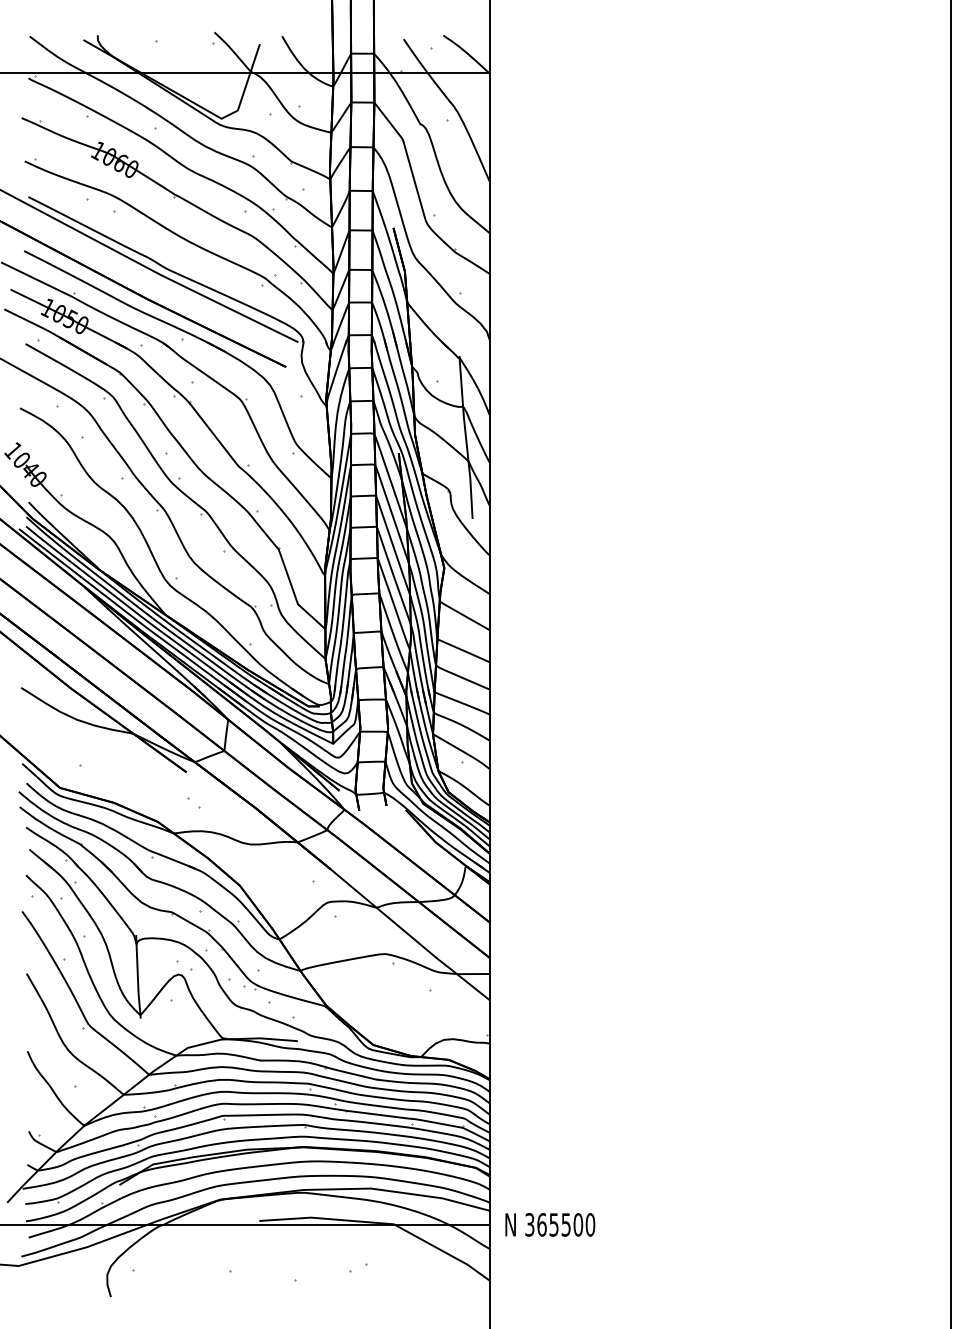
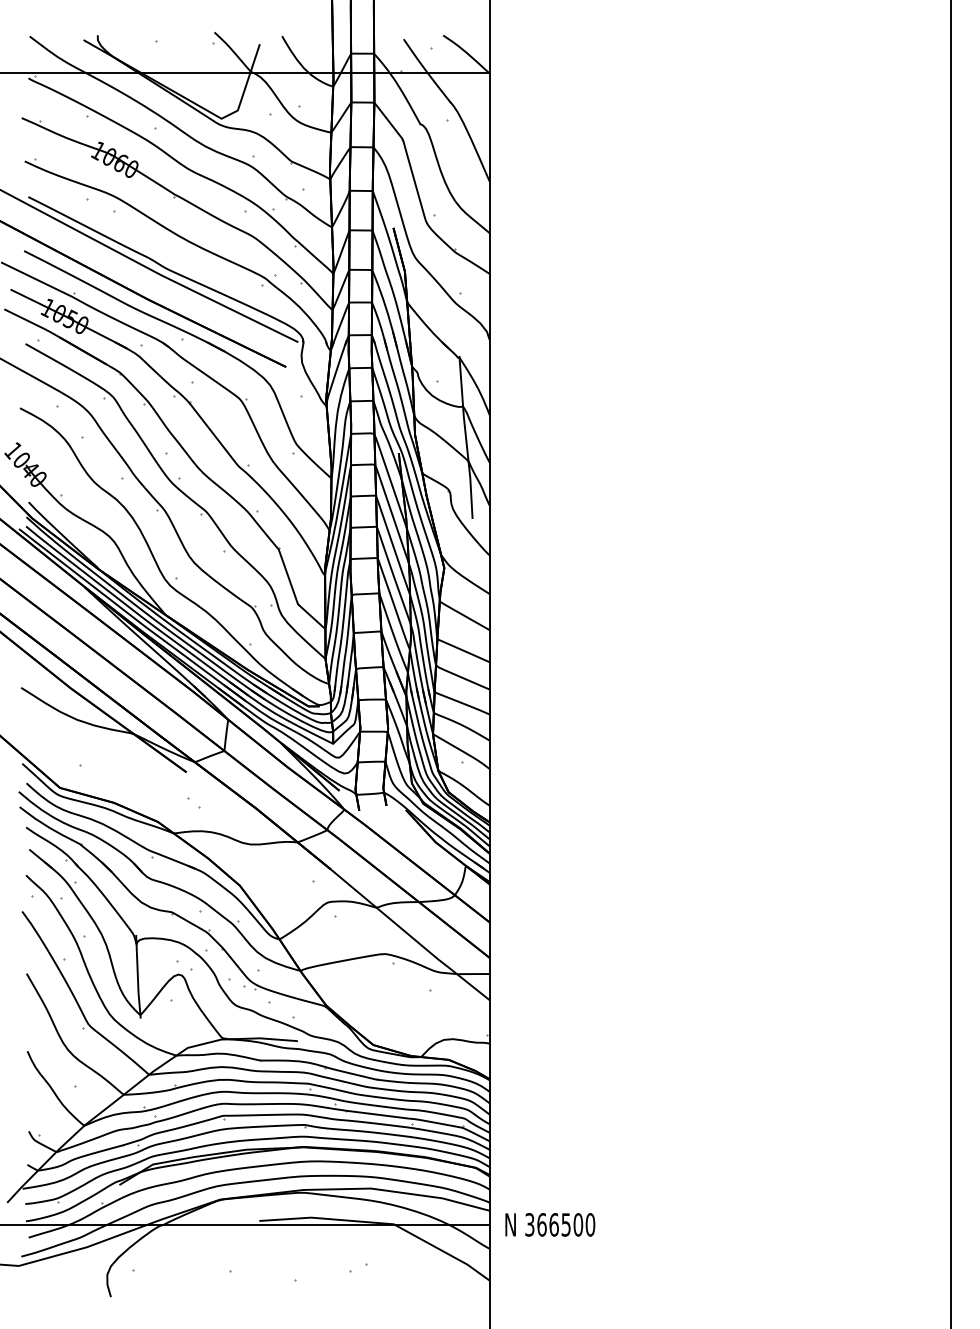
text: 365500 -> 366500 (553, 1224)
